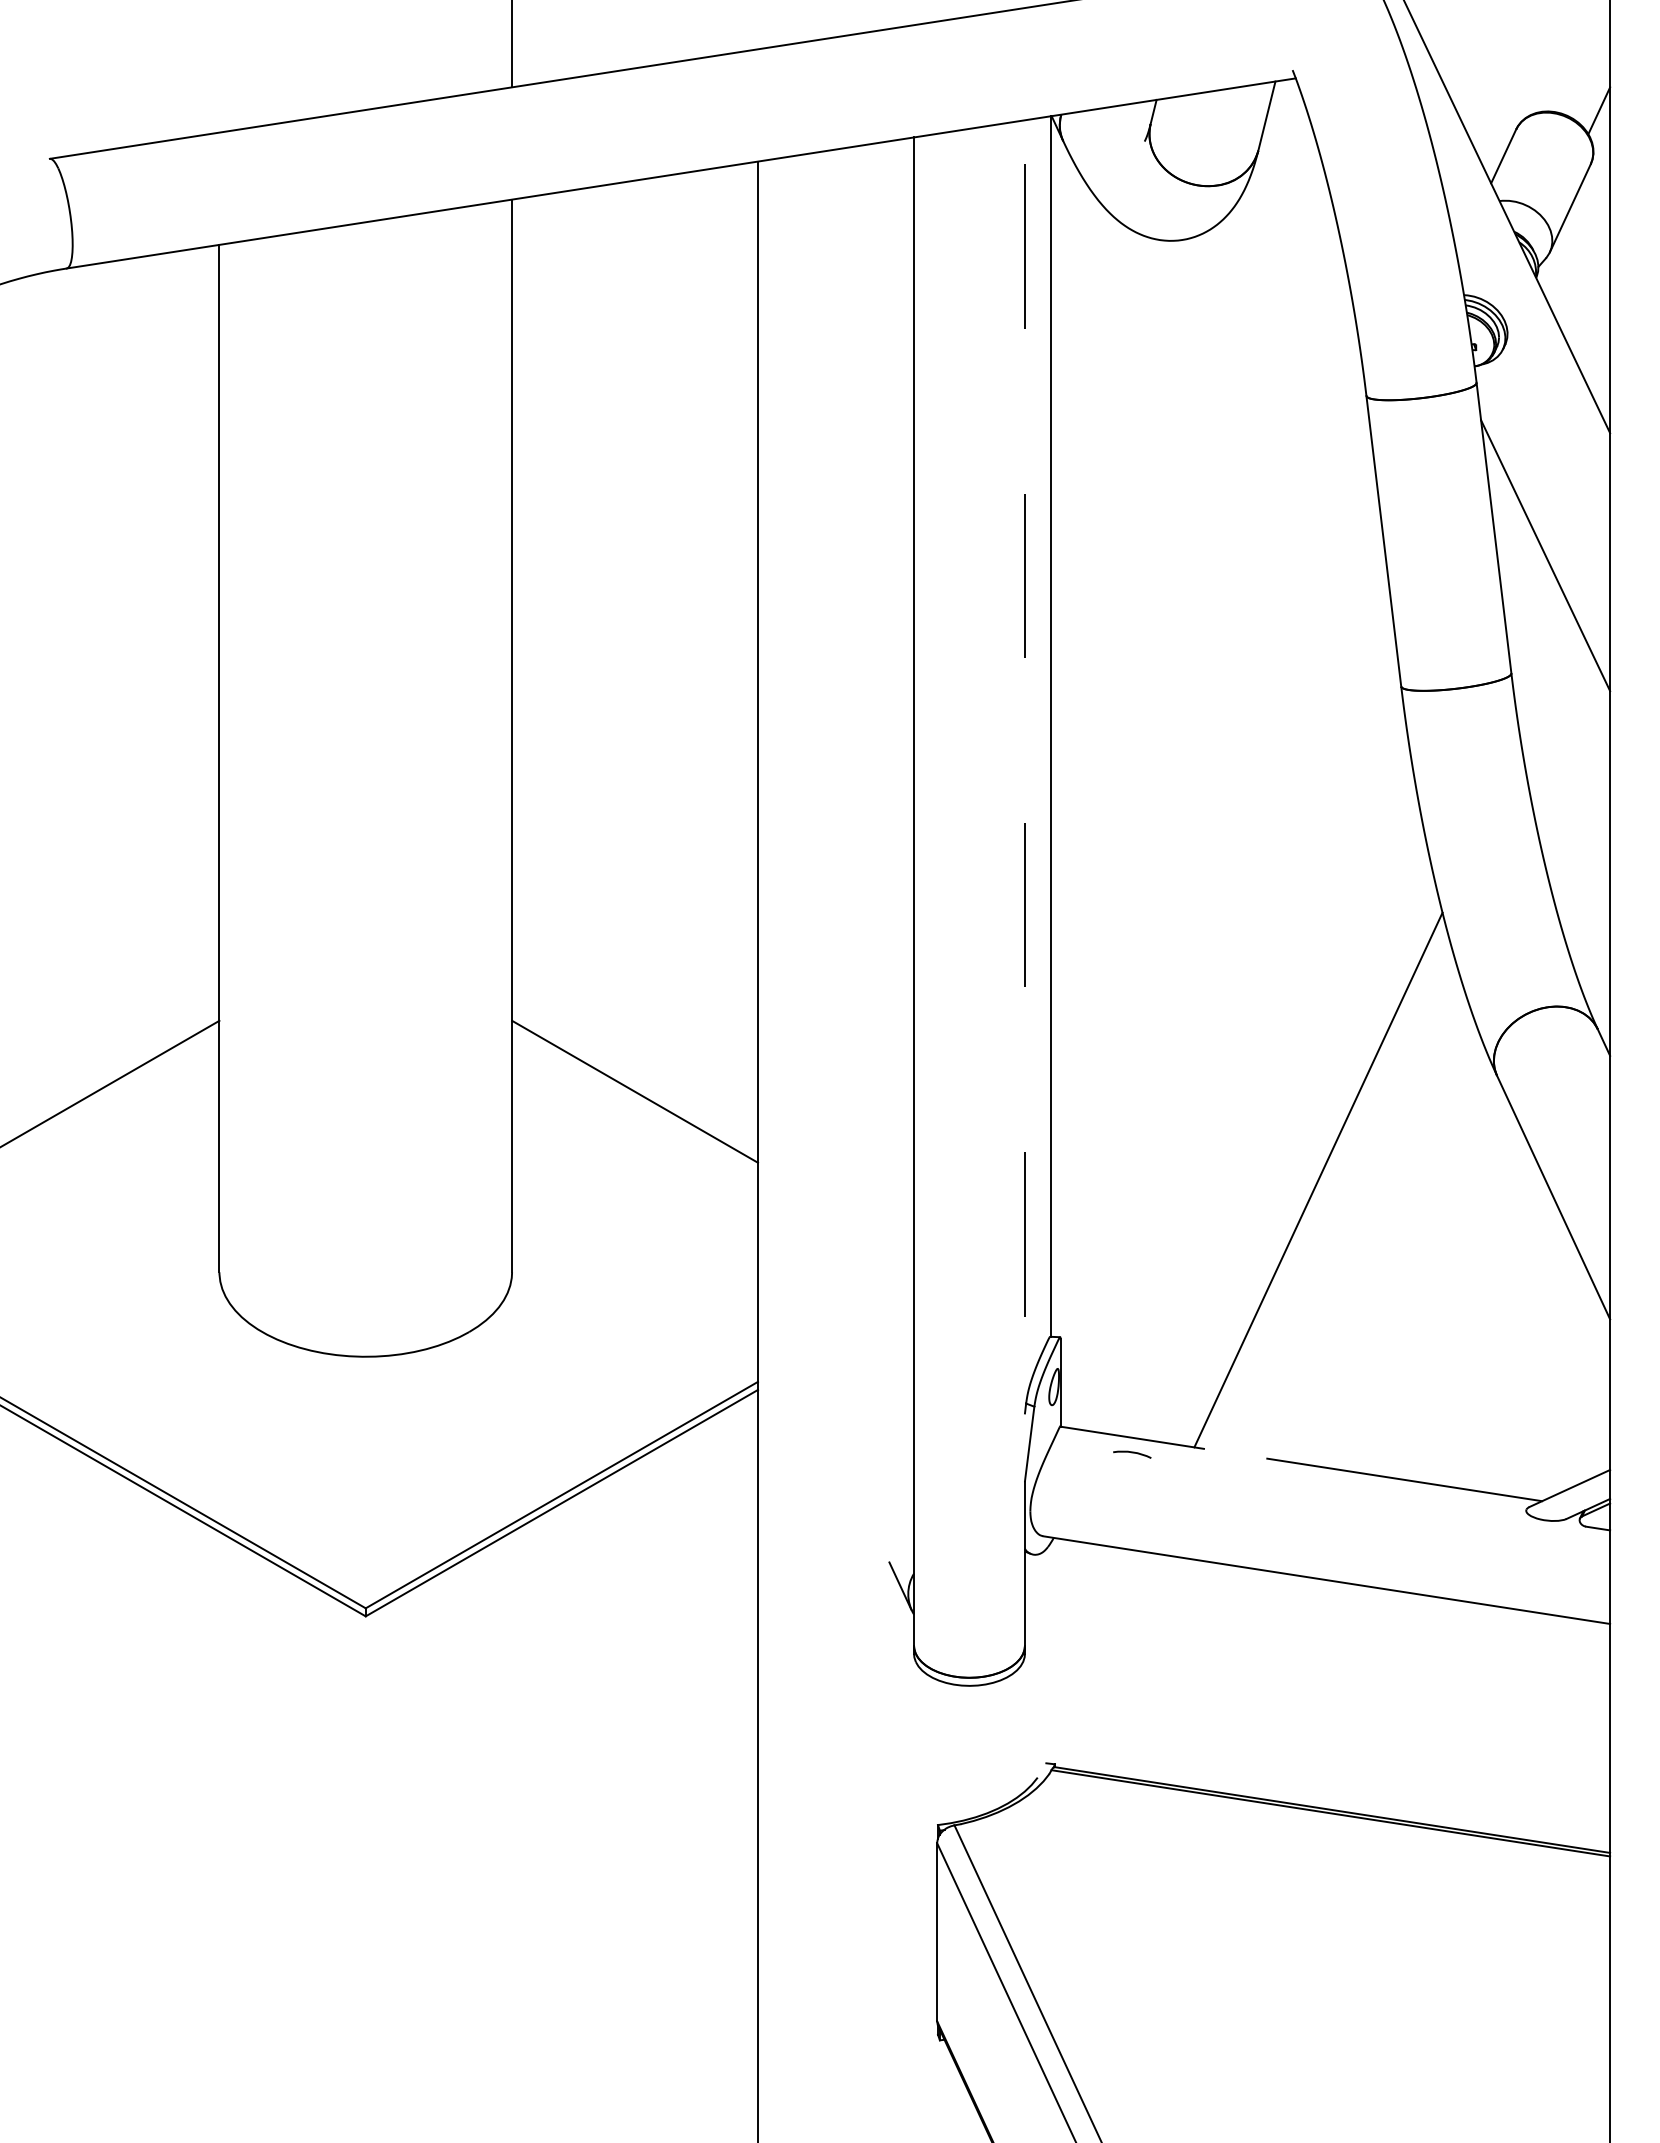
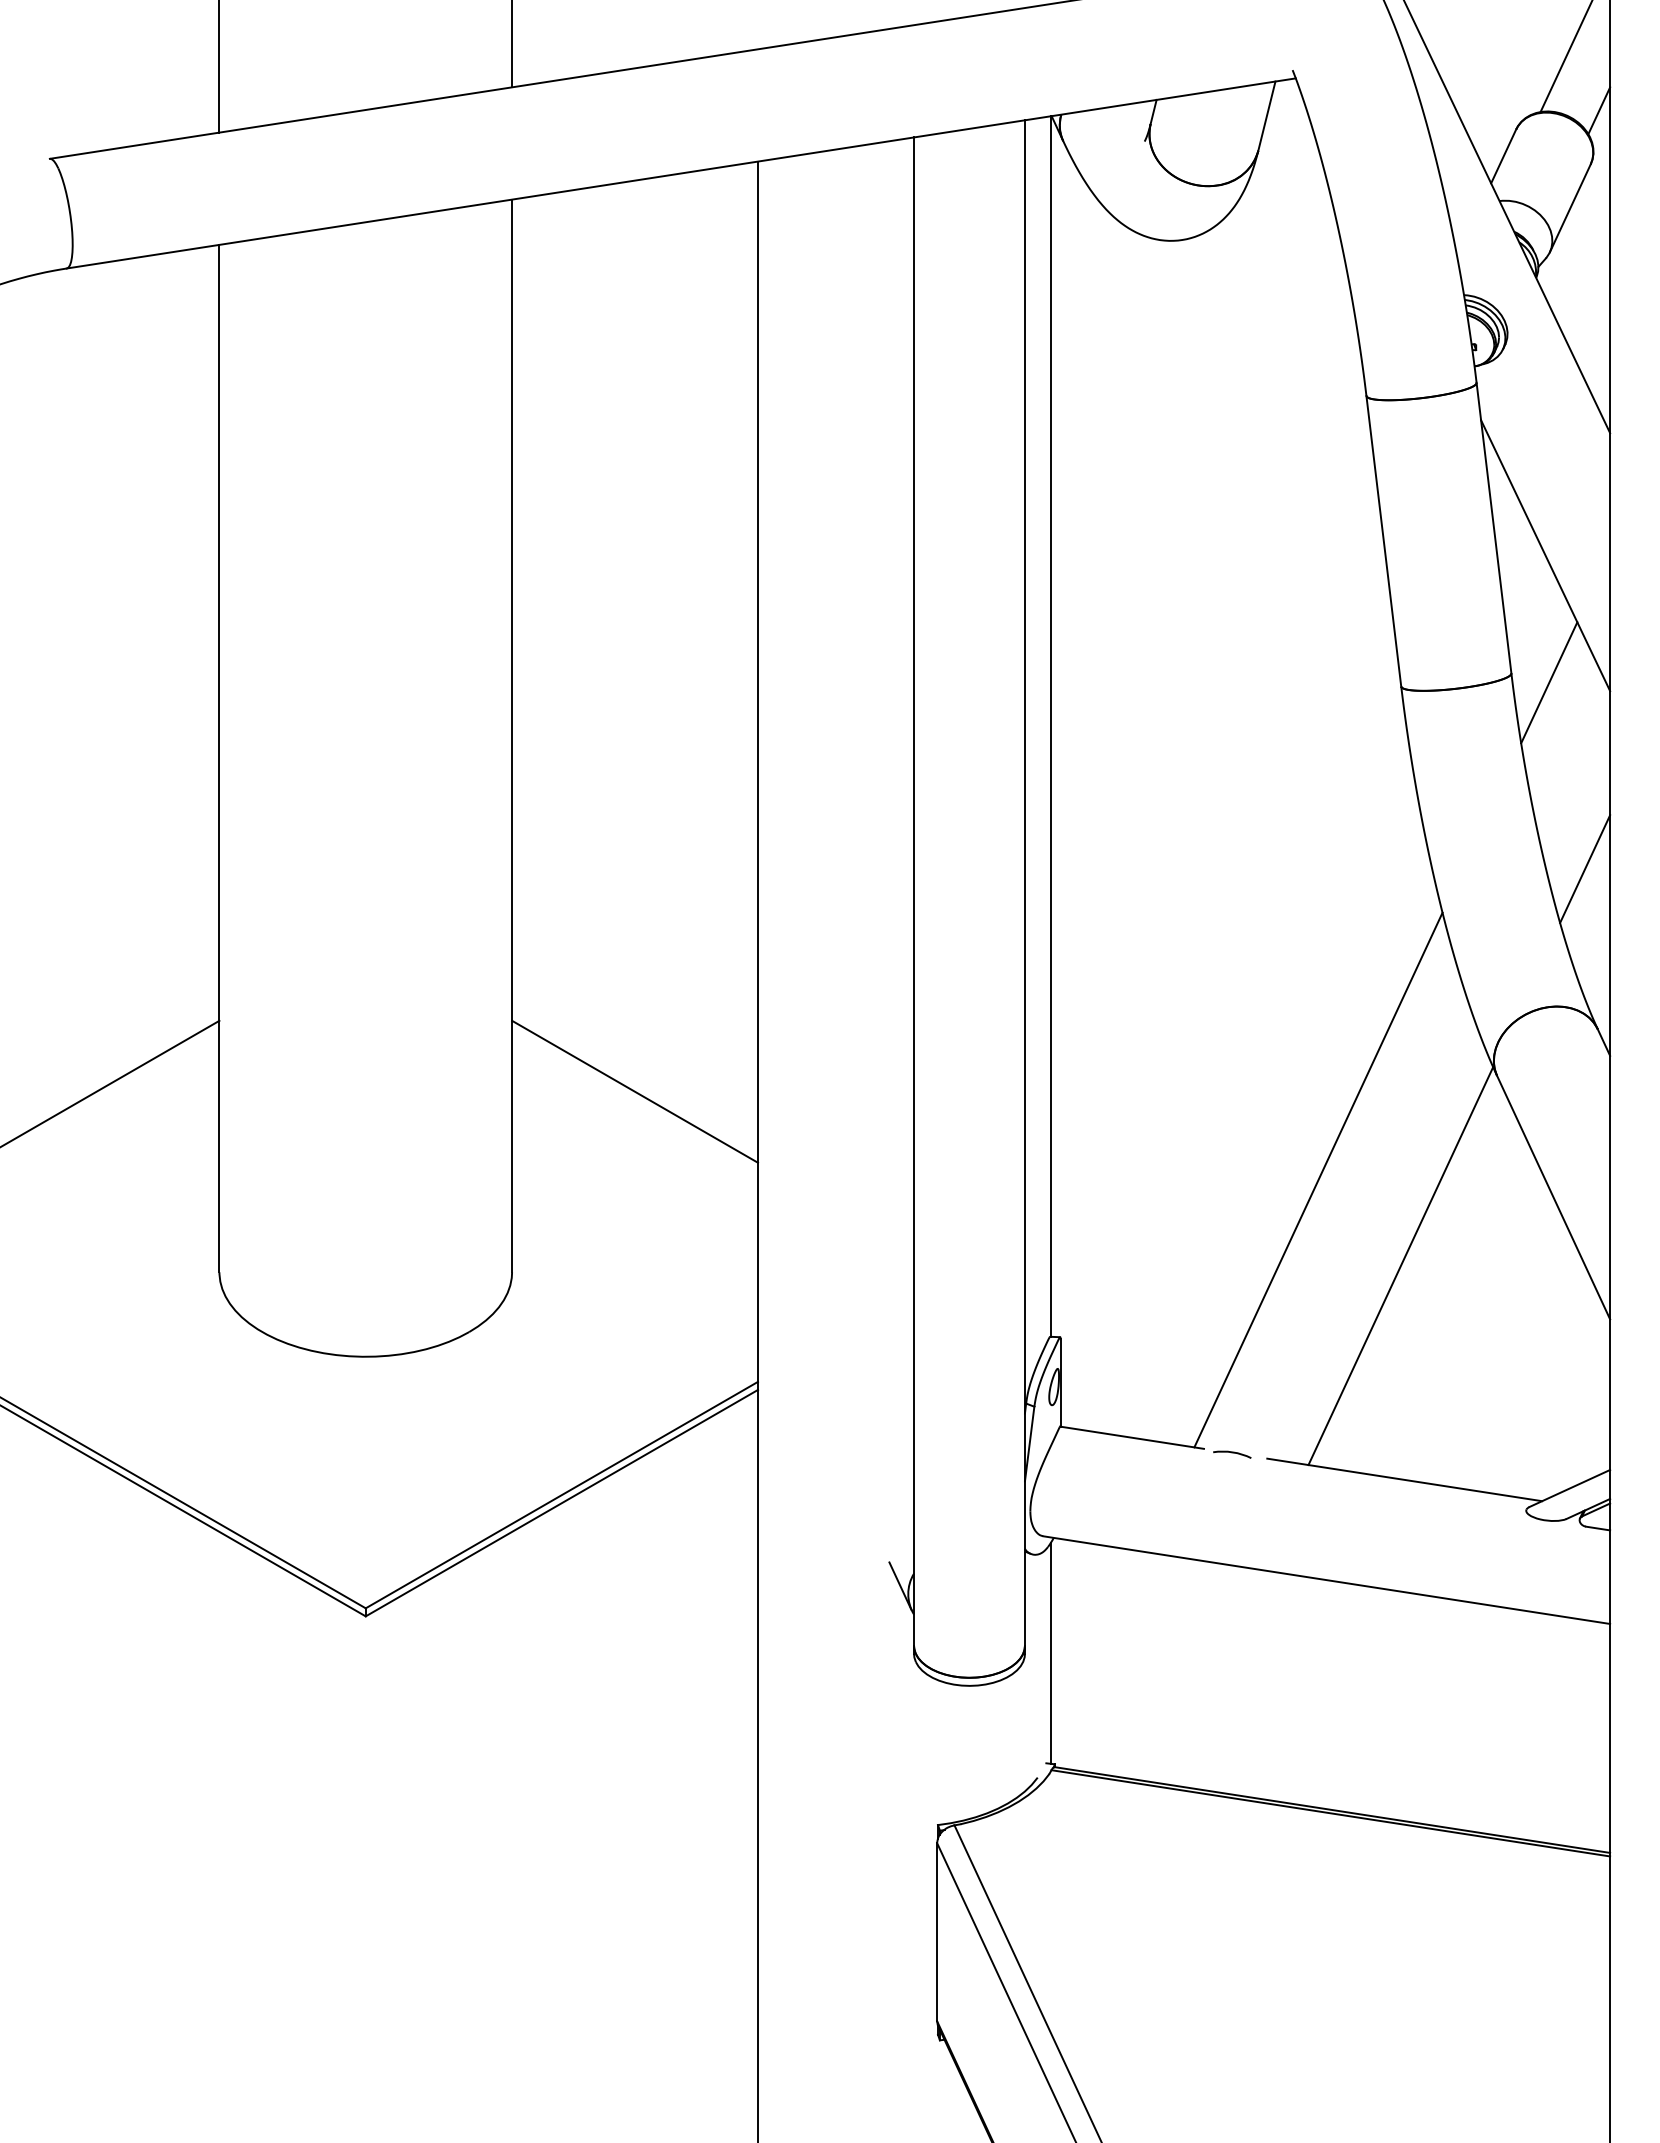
line: none -> present (1565, 57)
line: none -> present (219, 67)
line: none -> present (1549, 682)
line: none -> present (1585, 868)
line: dashed -> solid (1024, 883)
line: none -> present (1400, 1266)
arc position: (1132, 1453) -> (1232, 1453) (1232, 1453)
line: none -> present (1050, 1653)
